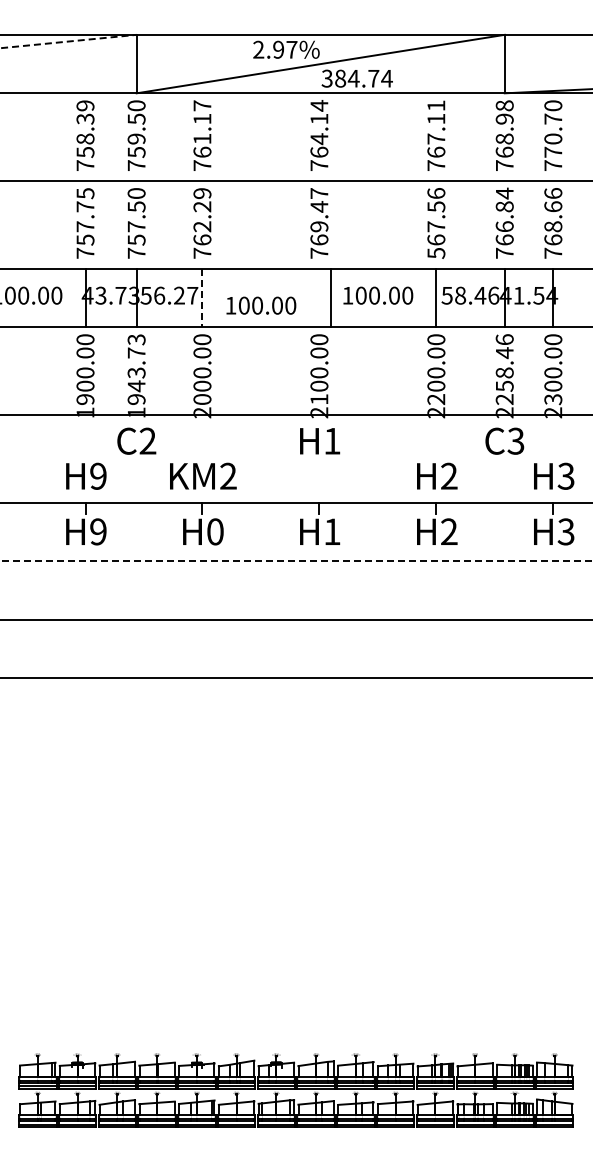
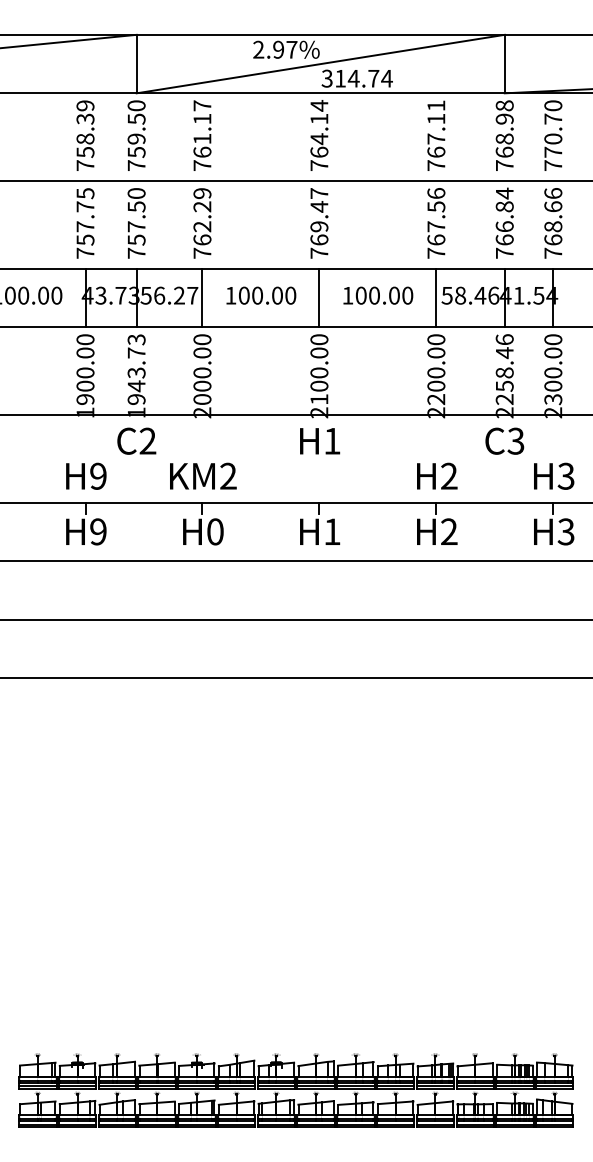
line: dashed -> solid (69, 41)
text: 384.74 -> 314.74 (340, 78)
text: 567.56 -> 767.56 (436, 252)
line position: (331, 297) -> (319, 297) (319, 297)
line: dashed -> solid (202, 298)
text position: (261, 305) -> (261, 295) (261, 295)
line: dashed -> solid (297, 561)
